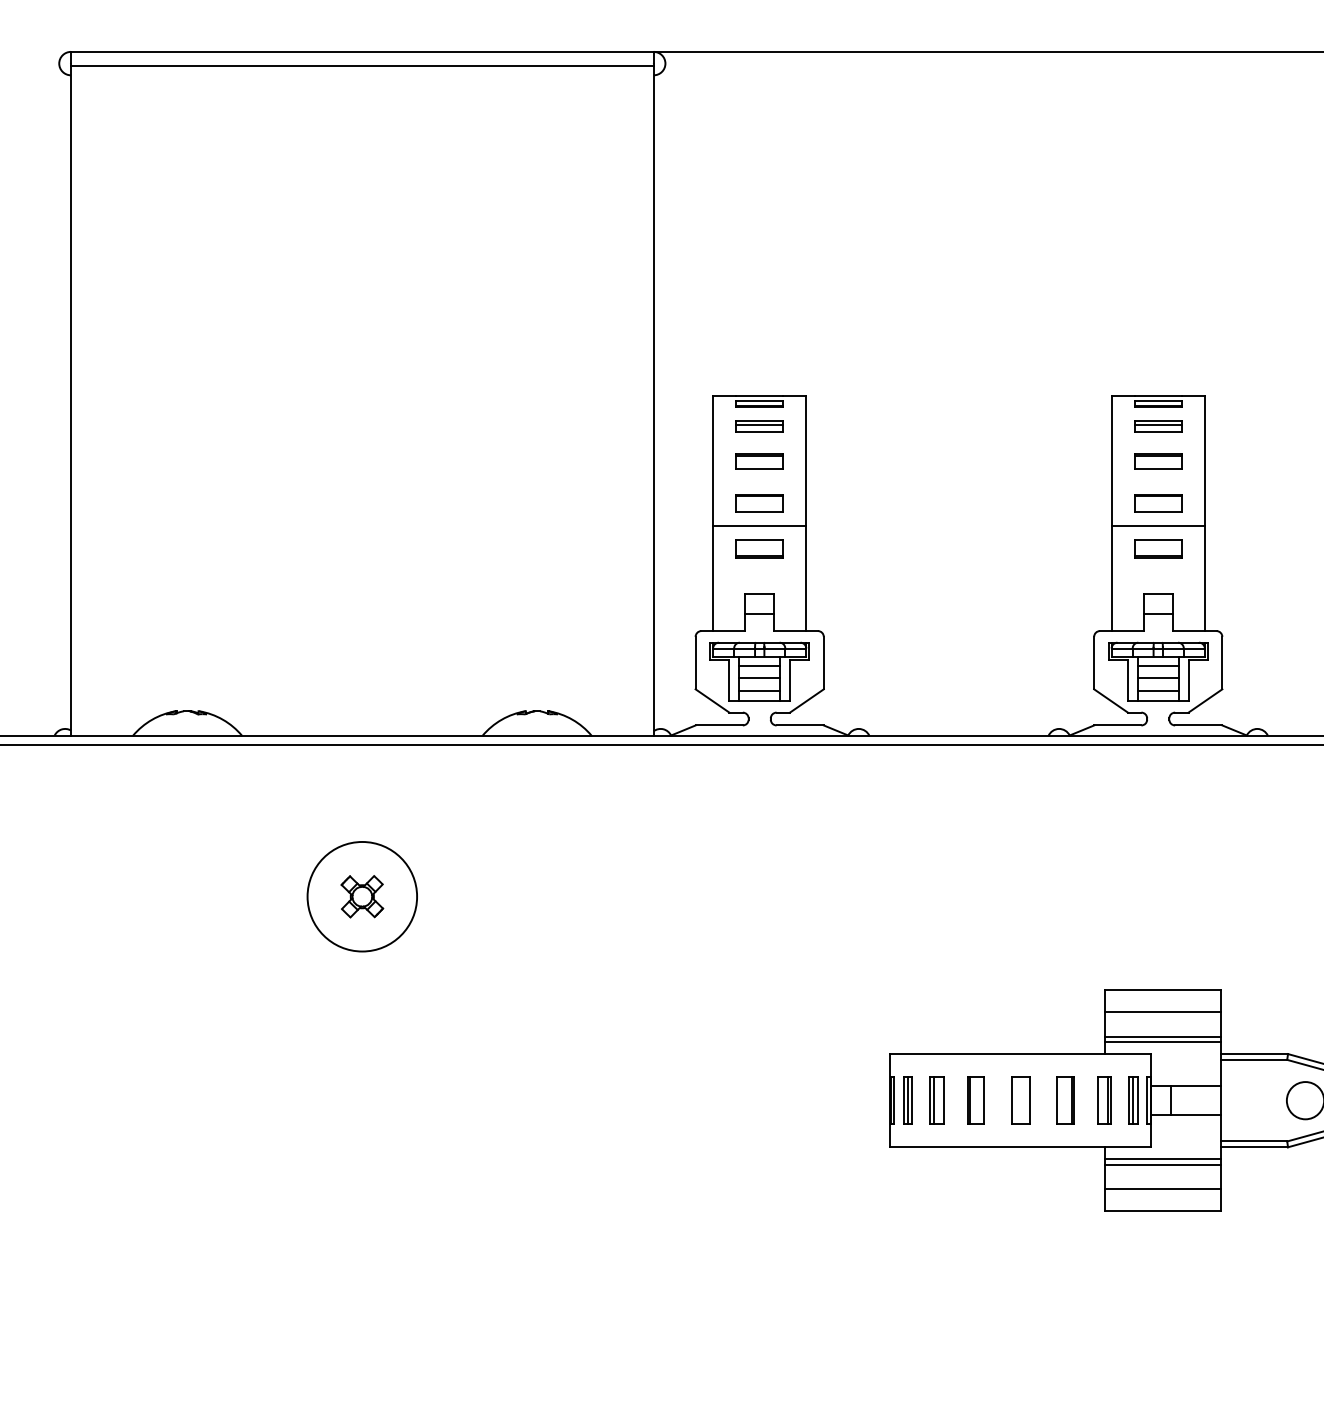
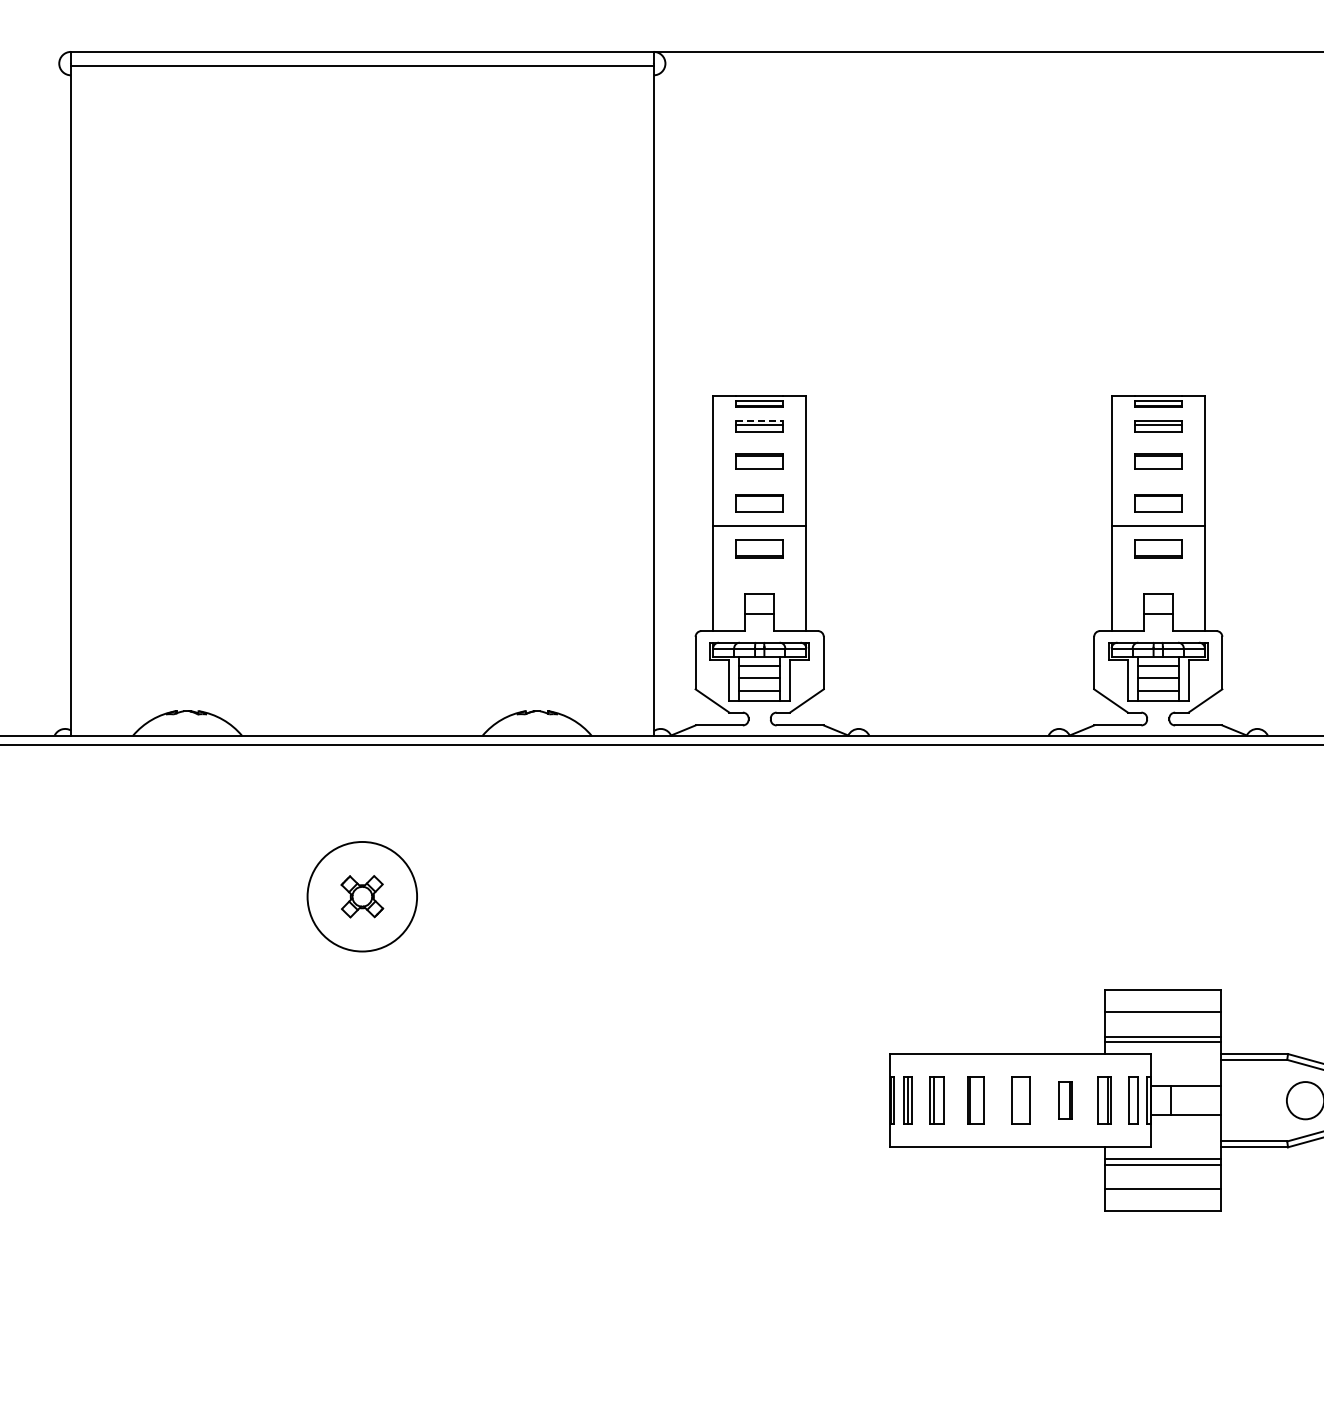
line: solid -> dashed (760, 420)
part size: 19x49 px -> 15x39 px (1065, 1100)
line: present -> none (1133, 1100)
